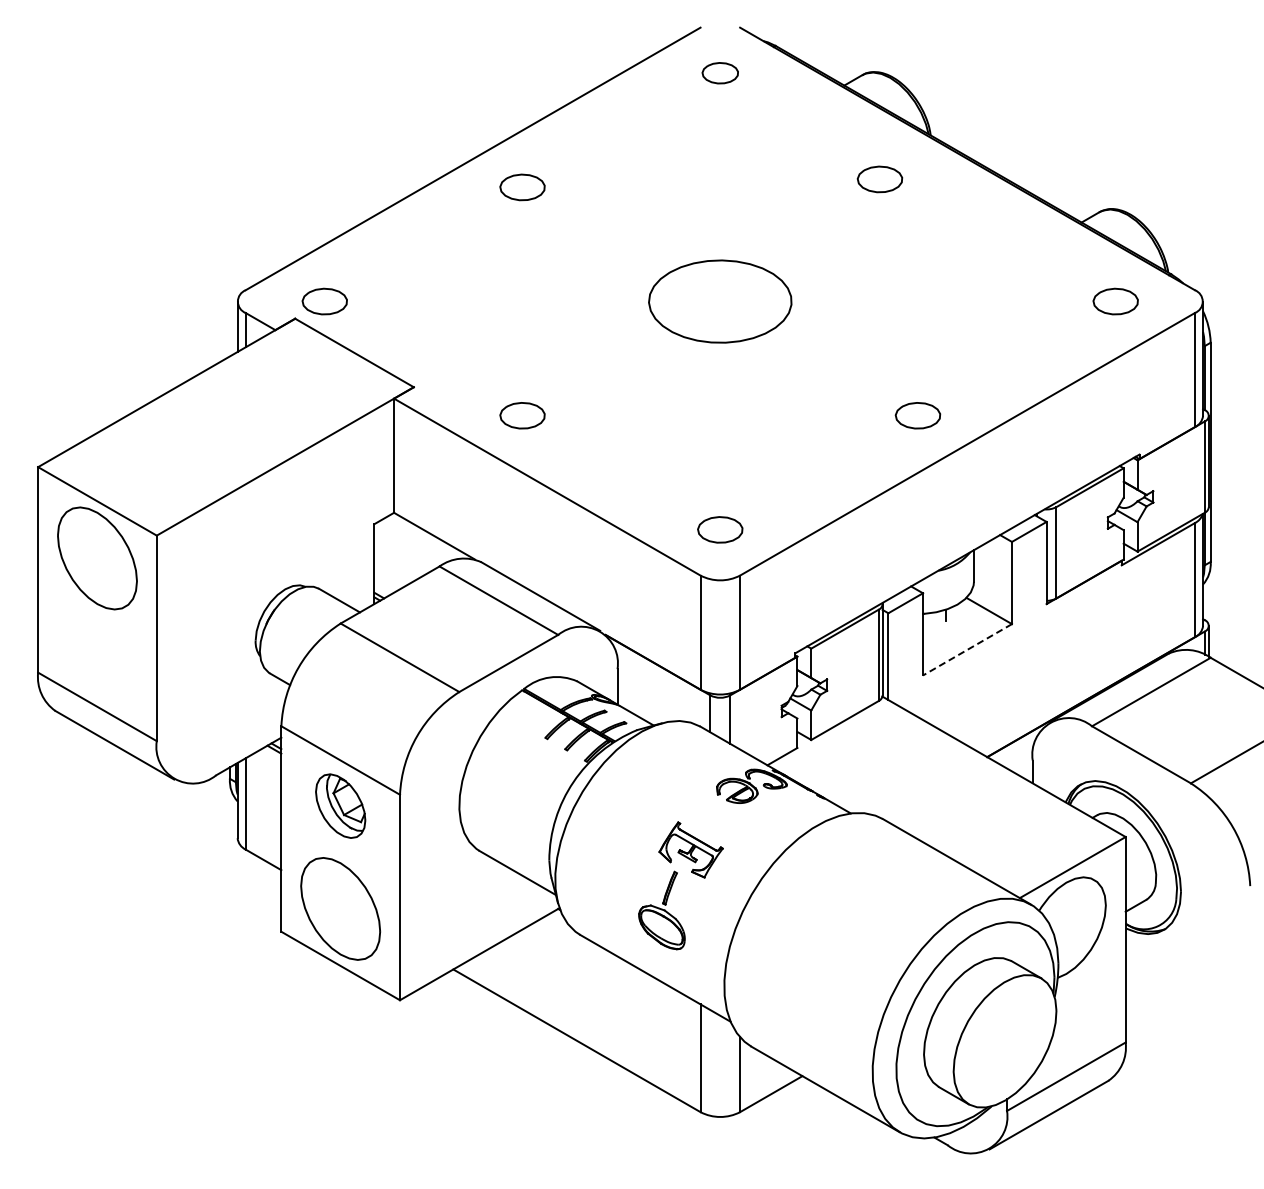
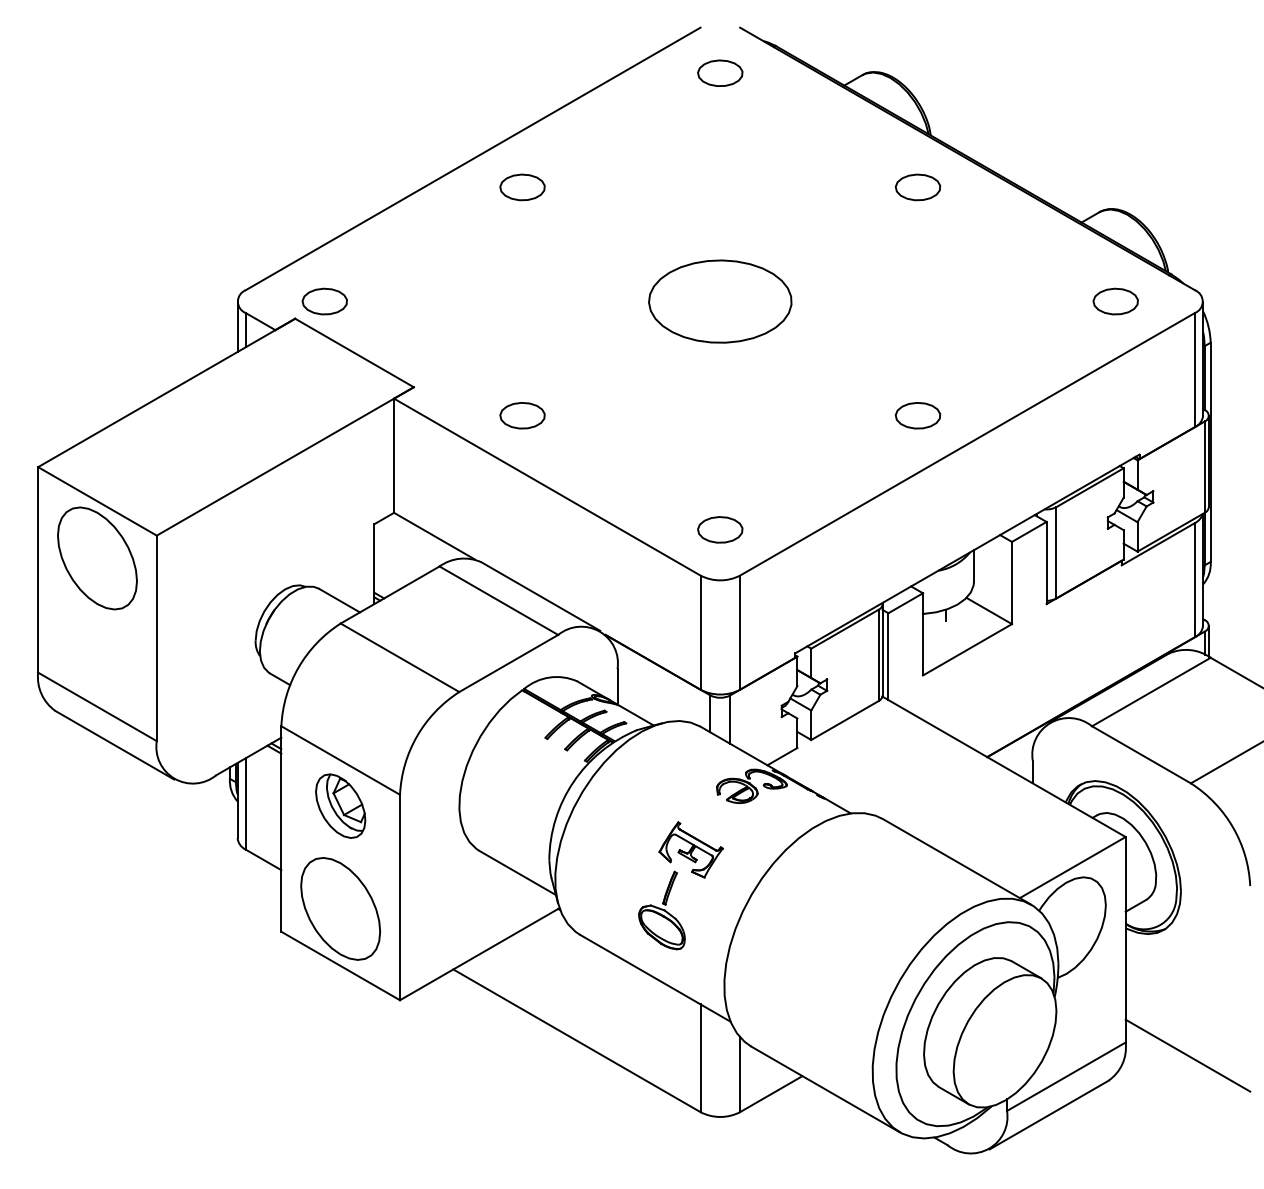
part size: 38x23 px -> 47x28 px (720, 72)
part position: (879, 179) -> (917, 187) (917, 187)
line: dashed -> solid (967, 650)
line: none -> present (1187, 1055)
